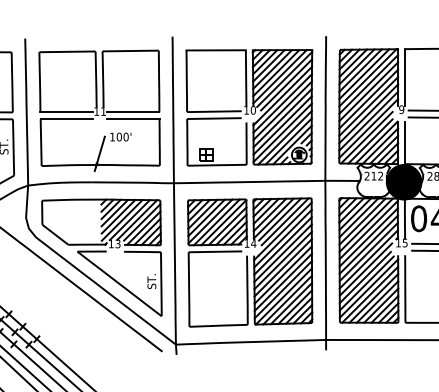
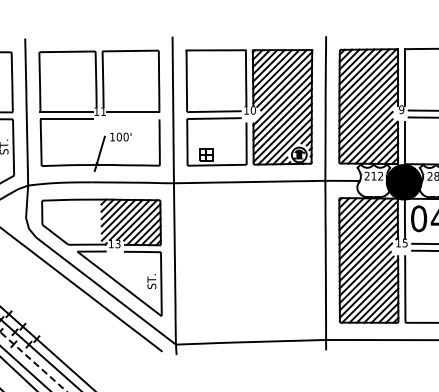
line: present -> none (133, 119)
part: present -> none (250, 262)
line: solid -> dashed (33, 361)
